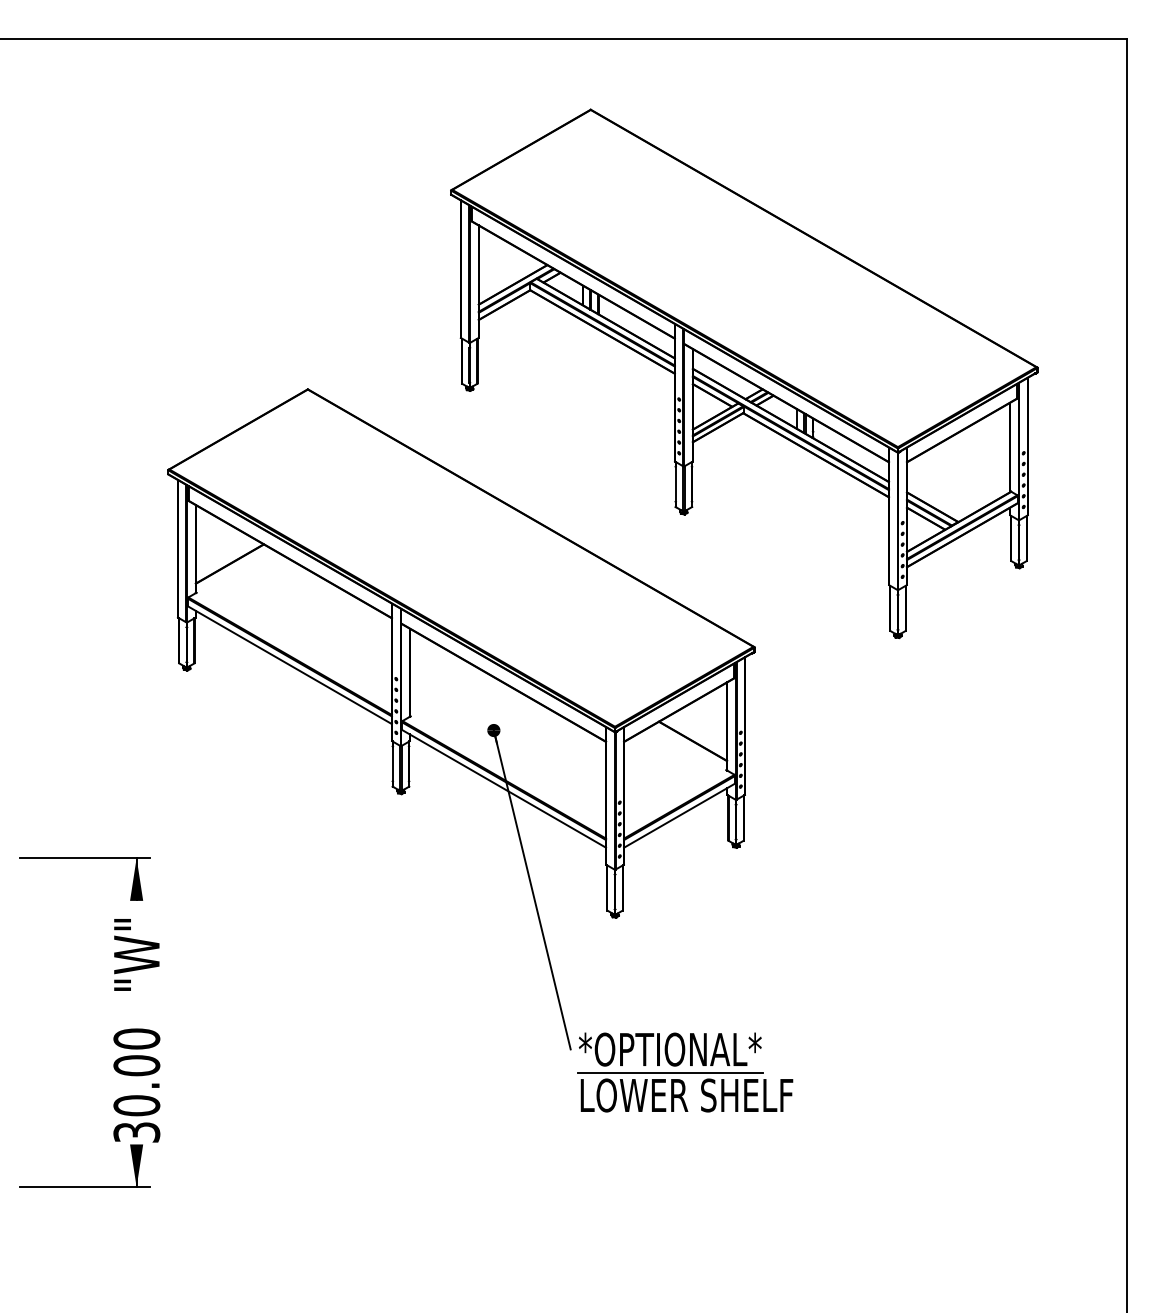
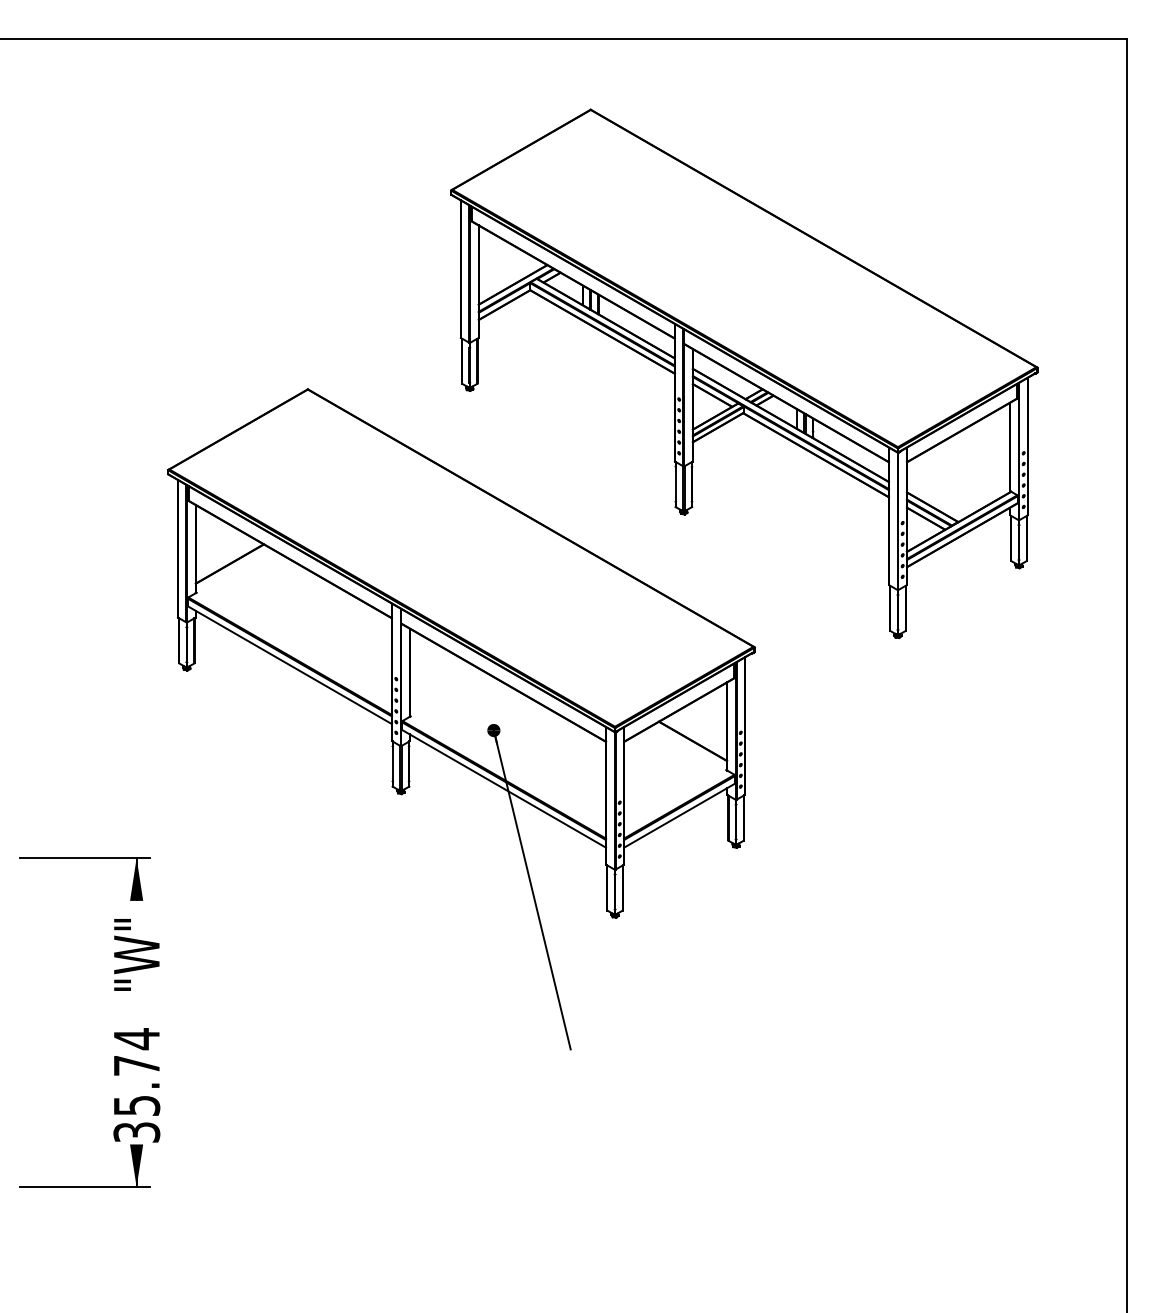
text: 30.00 -> 35.74 (136, 1072)
part: present -> none (685, 1072)
